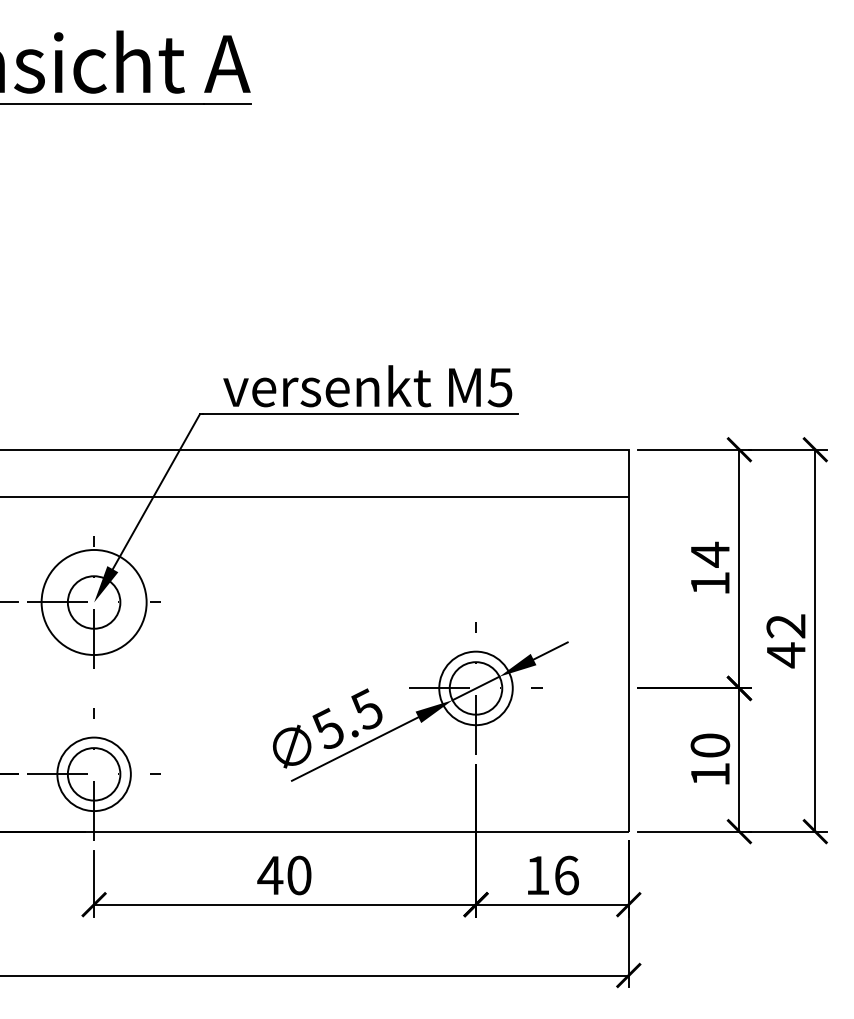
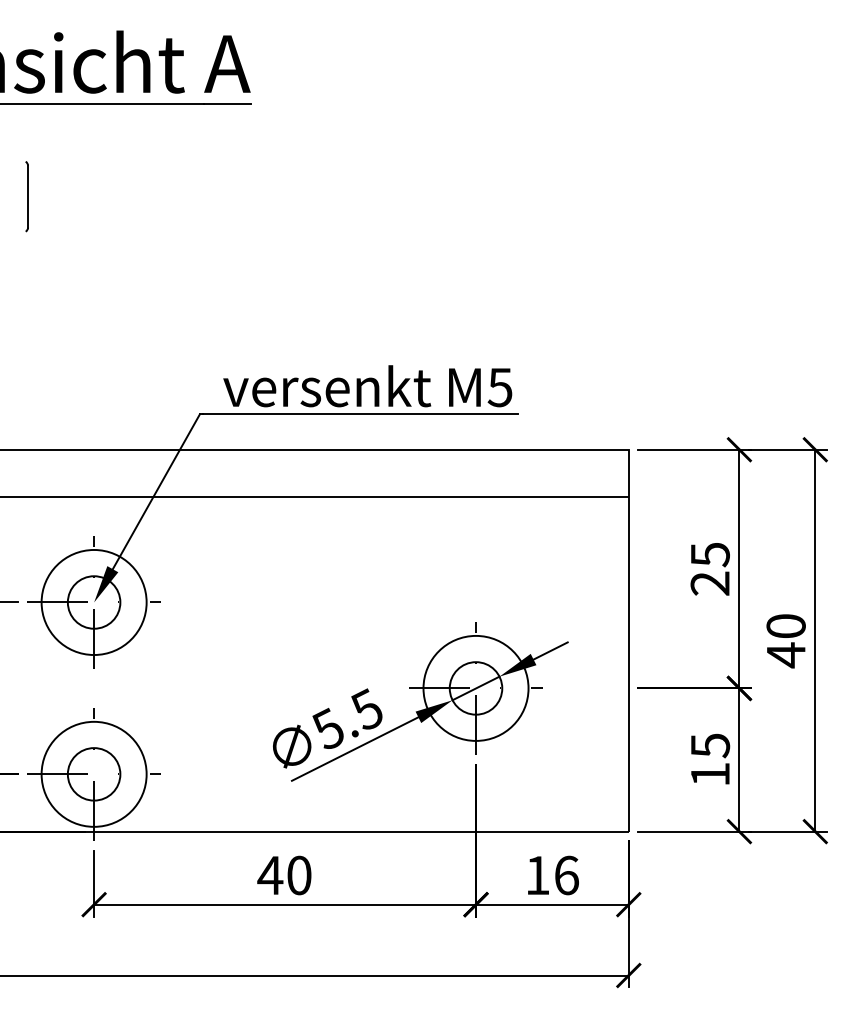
part: none -> present (26, 196)
text: 14 -> 25 (709, 568)
text: 42 -> 40 (785, 626)
circle diameter: 74 px -> 105 px (475, 687)
text: 10 -> 15 (710, 745)
circle diameter: 74 px -> 105 px (93, 773)
